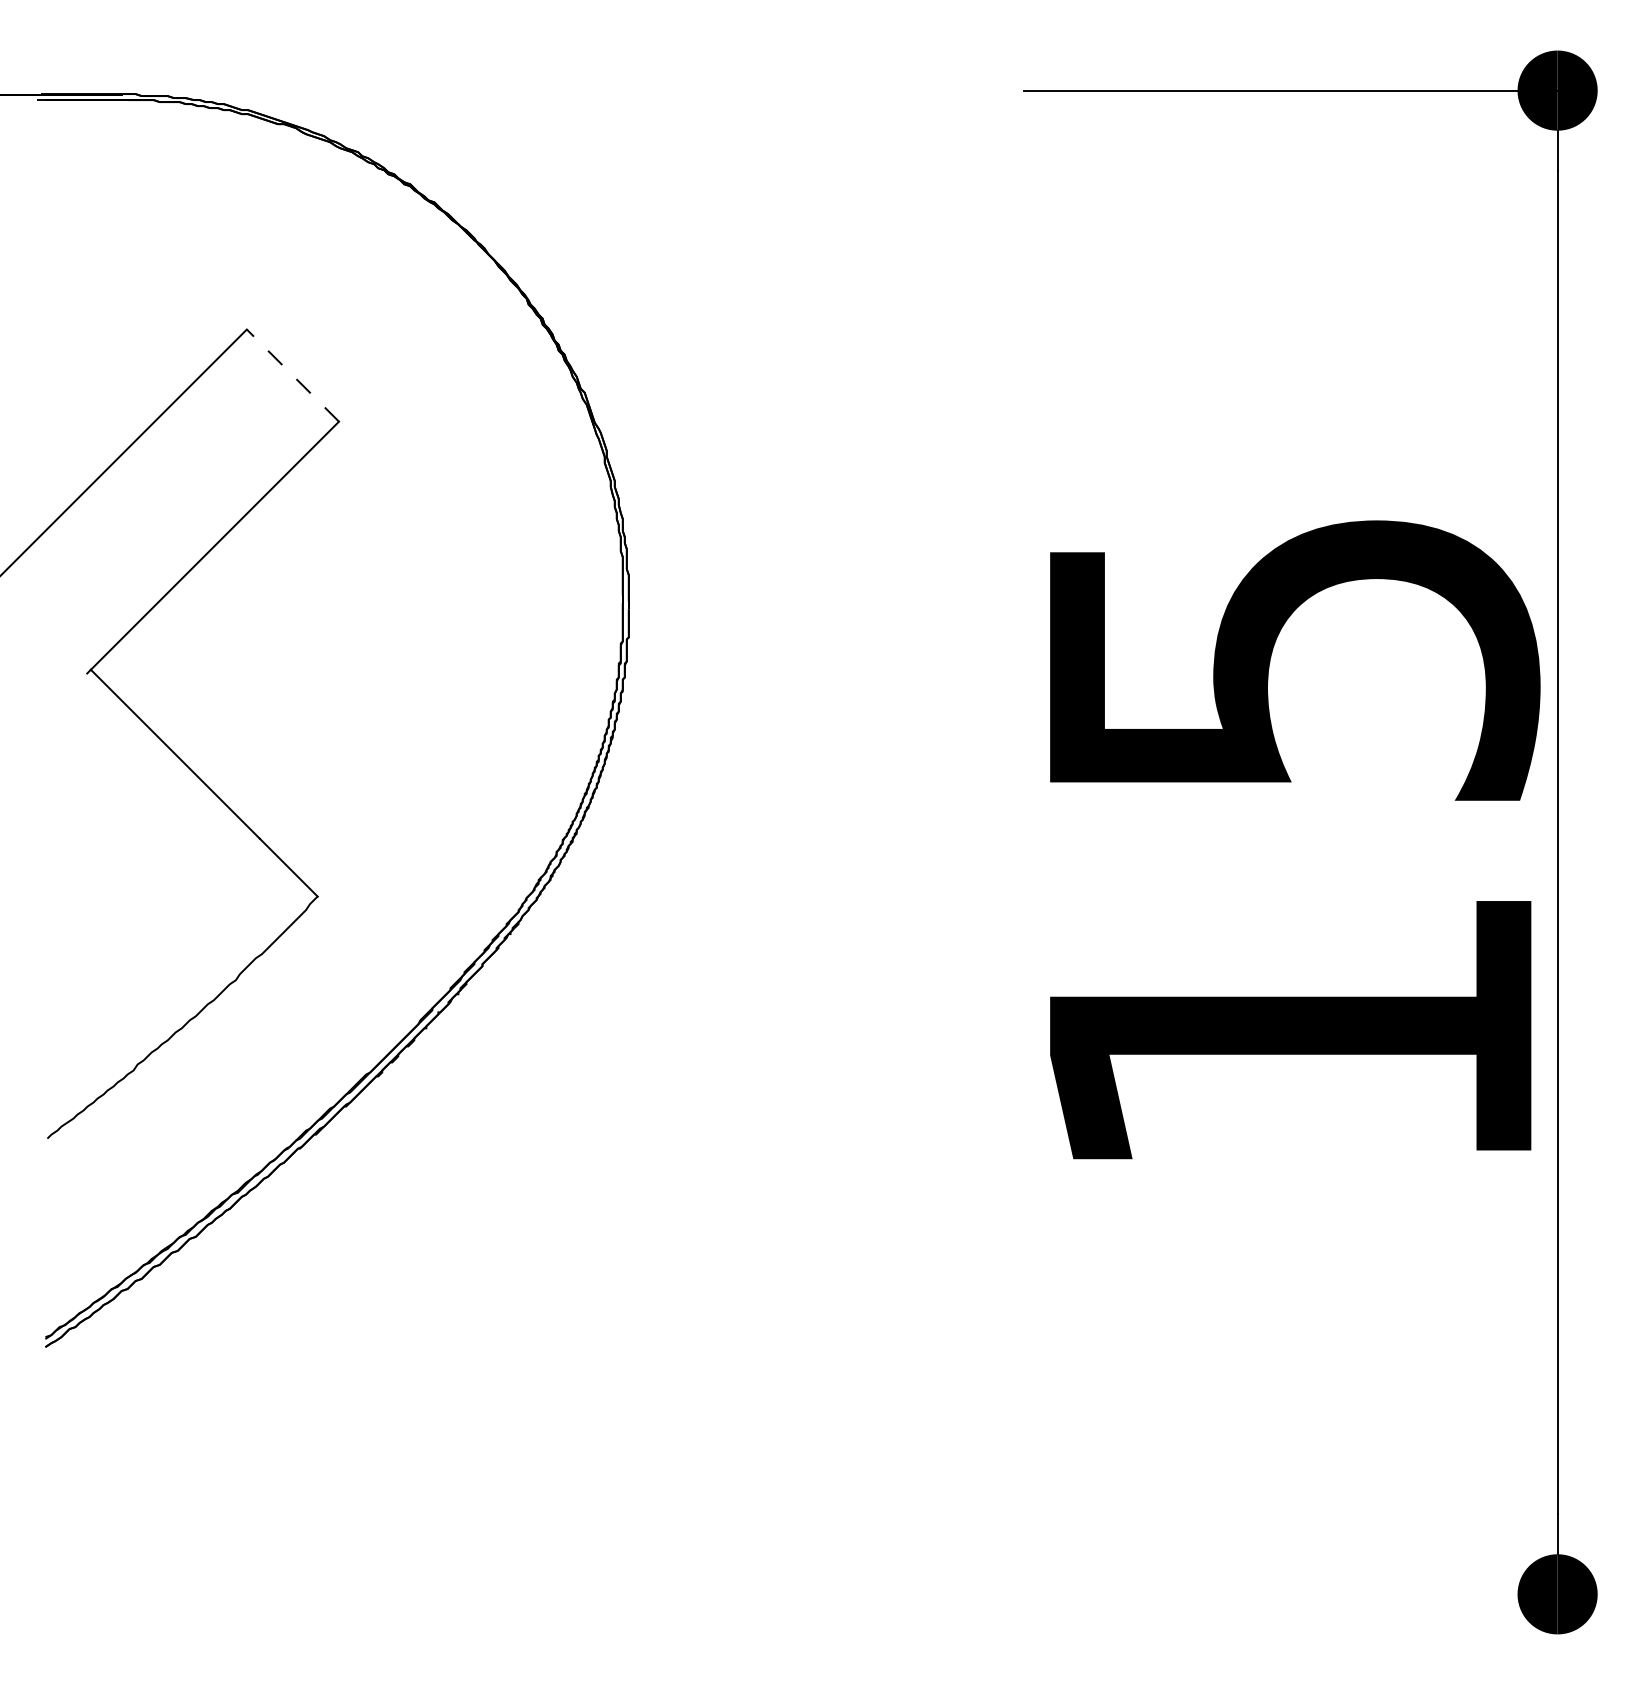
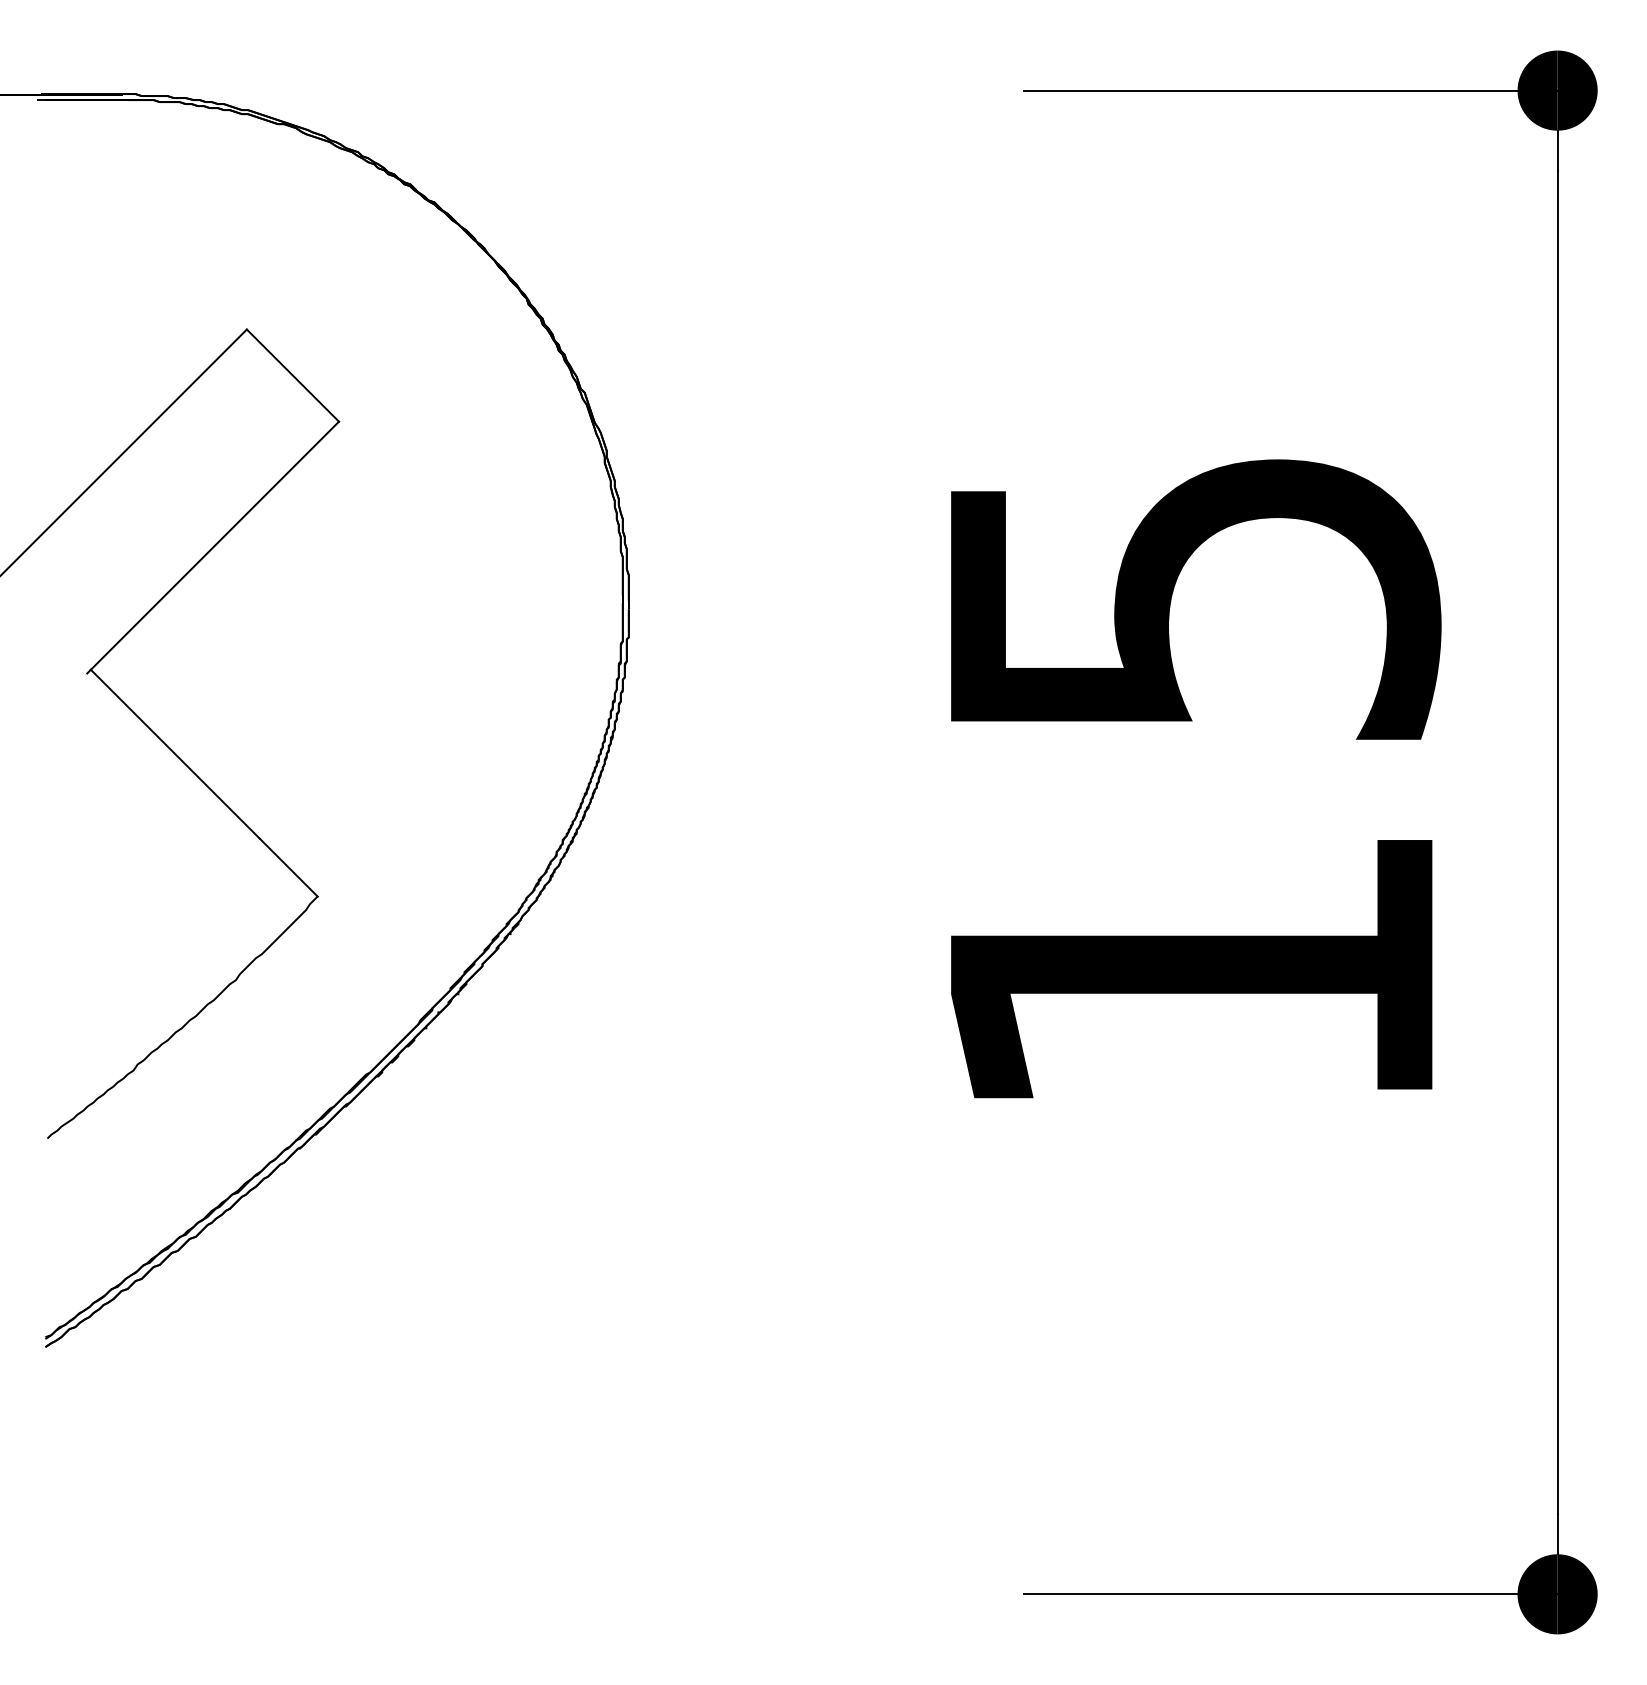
line: dashed -> solid (292, 375)
text position: (1295, 839) -> (1196, 778) (1196, 778)
line: none -> present (1290, 1594)
